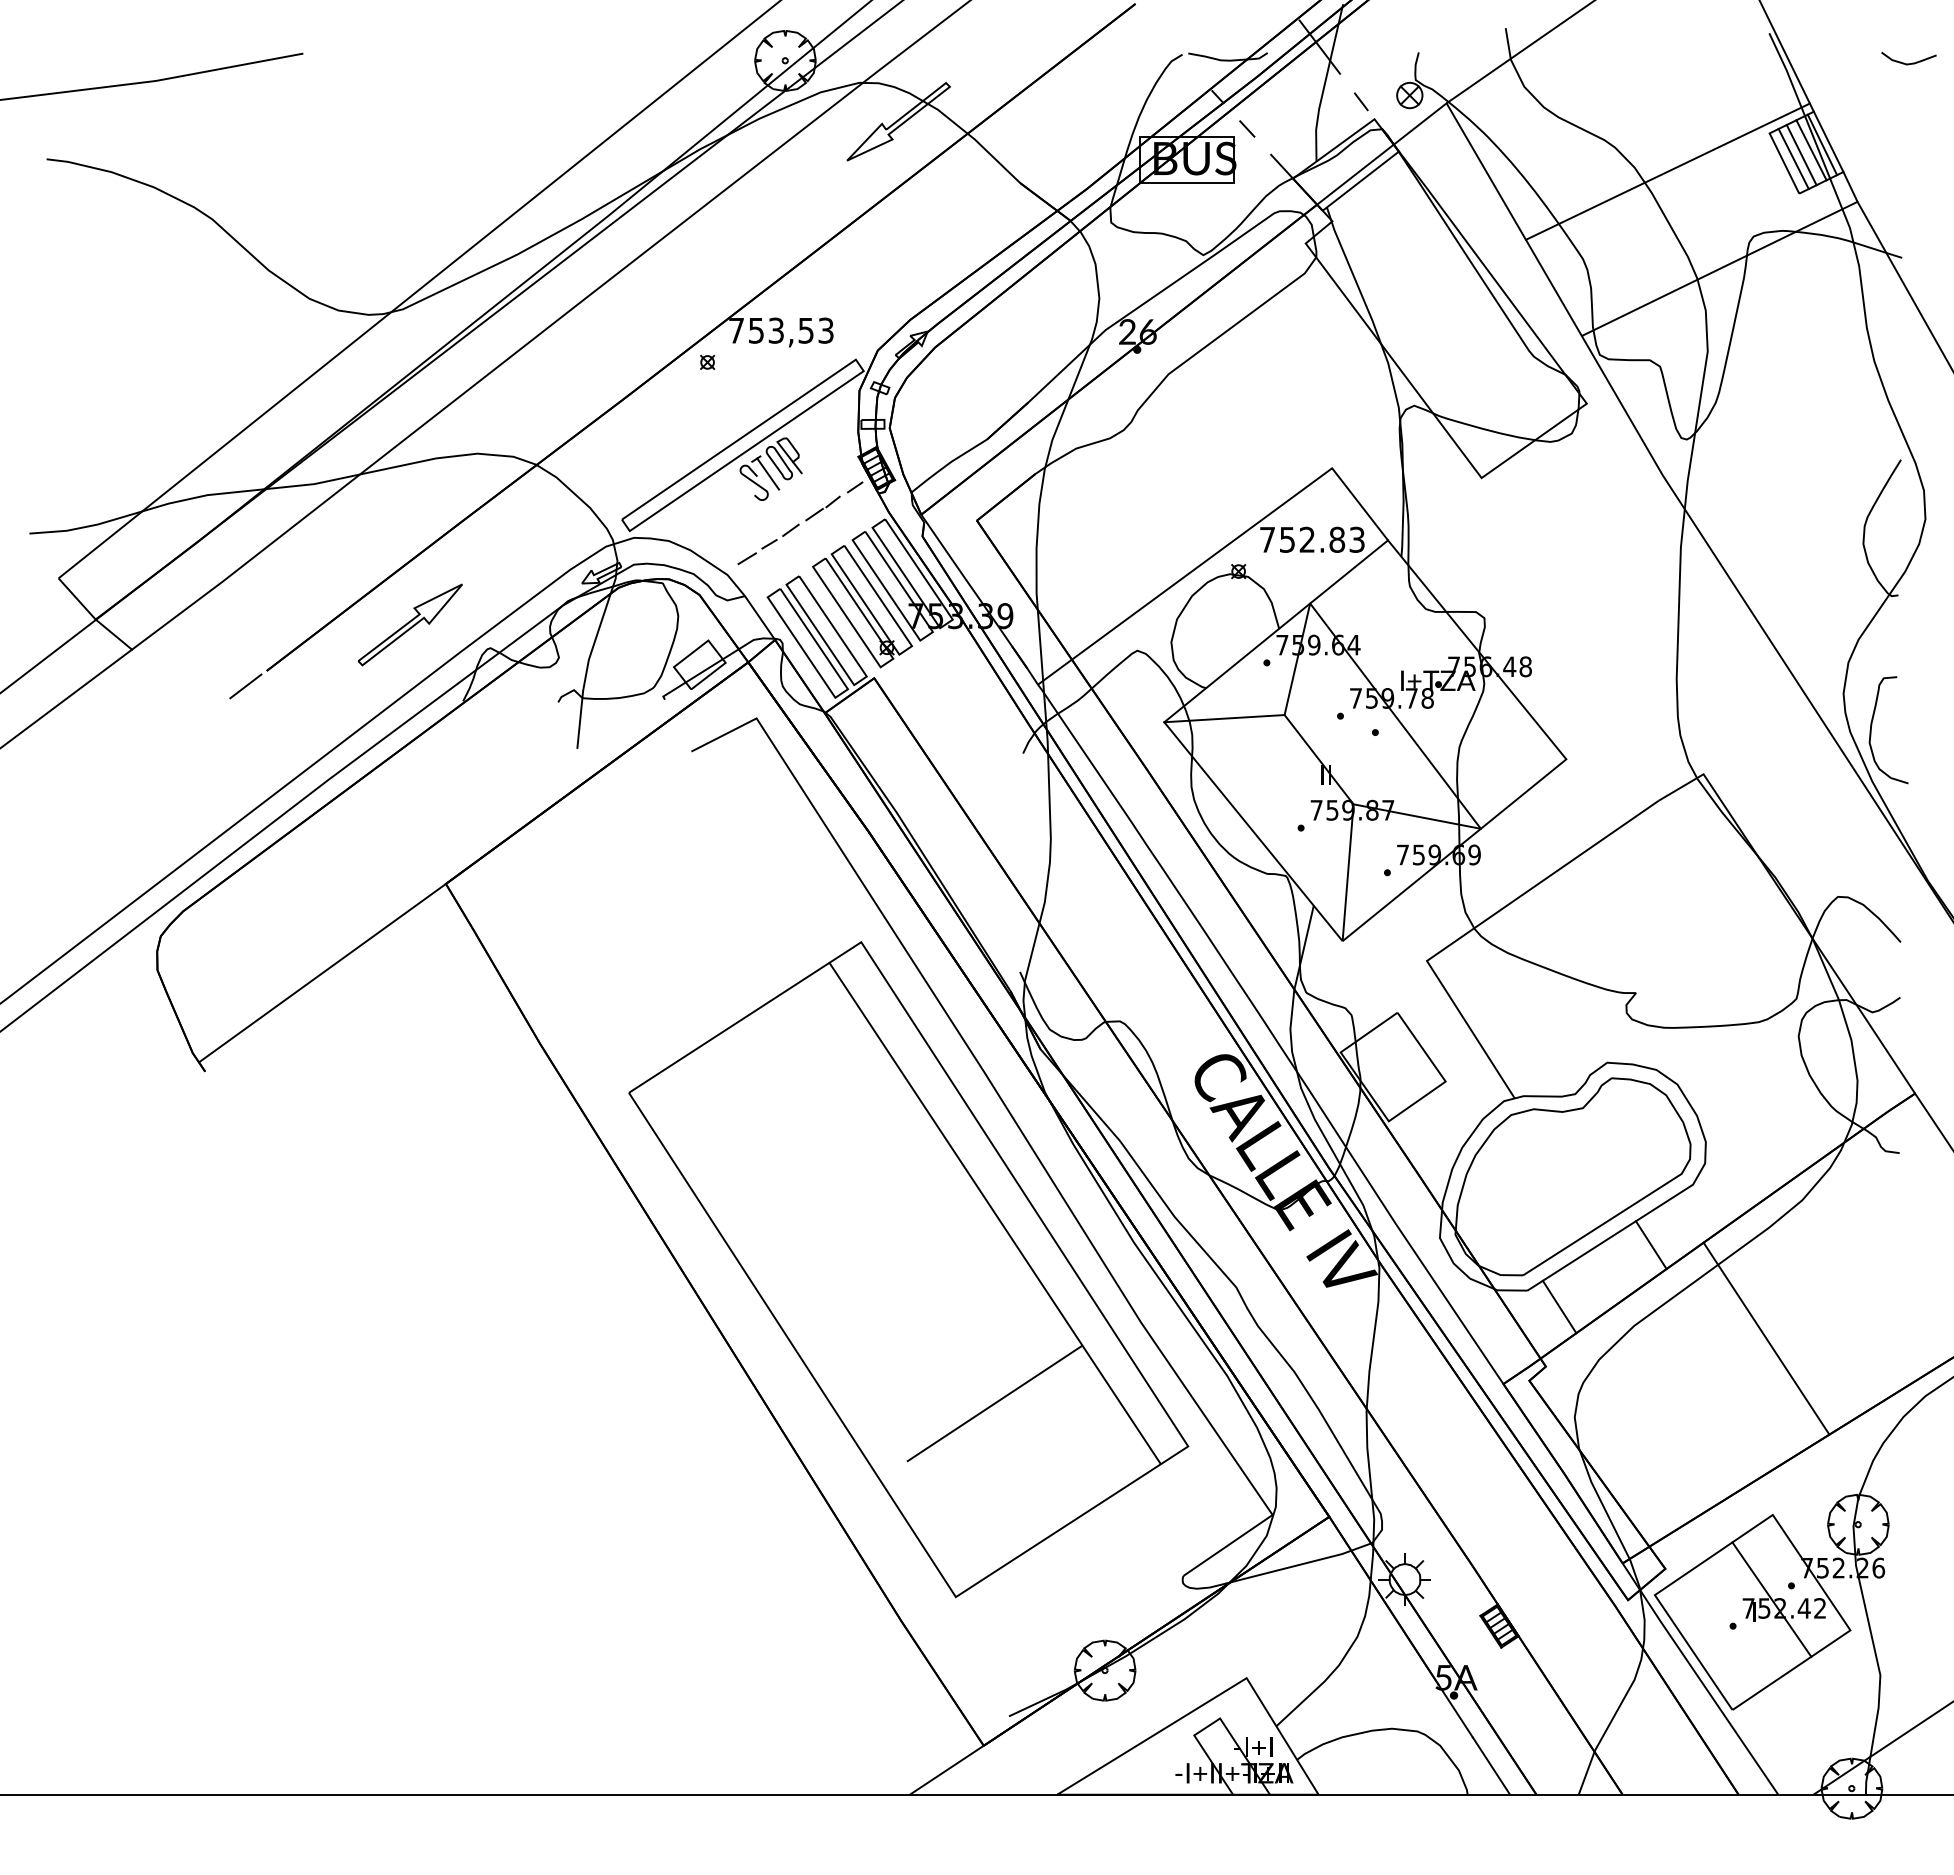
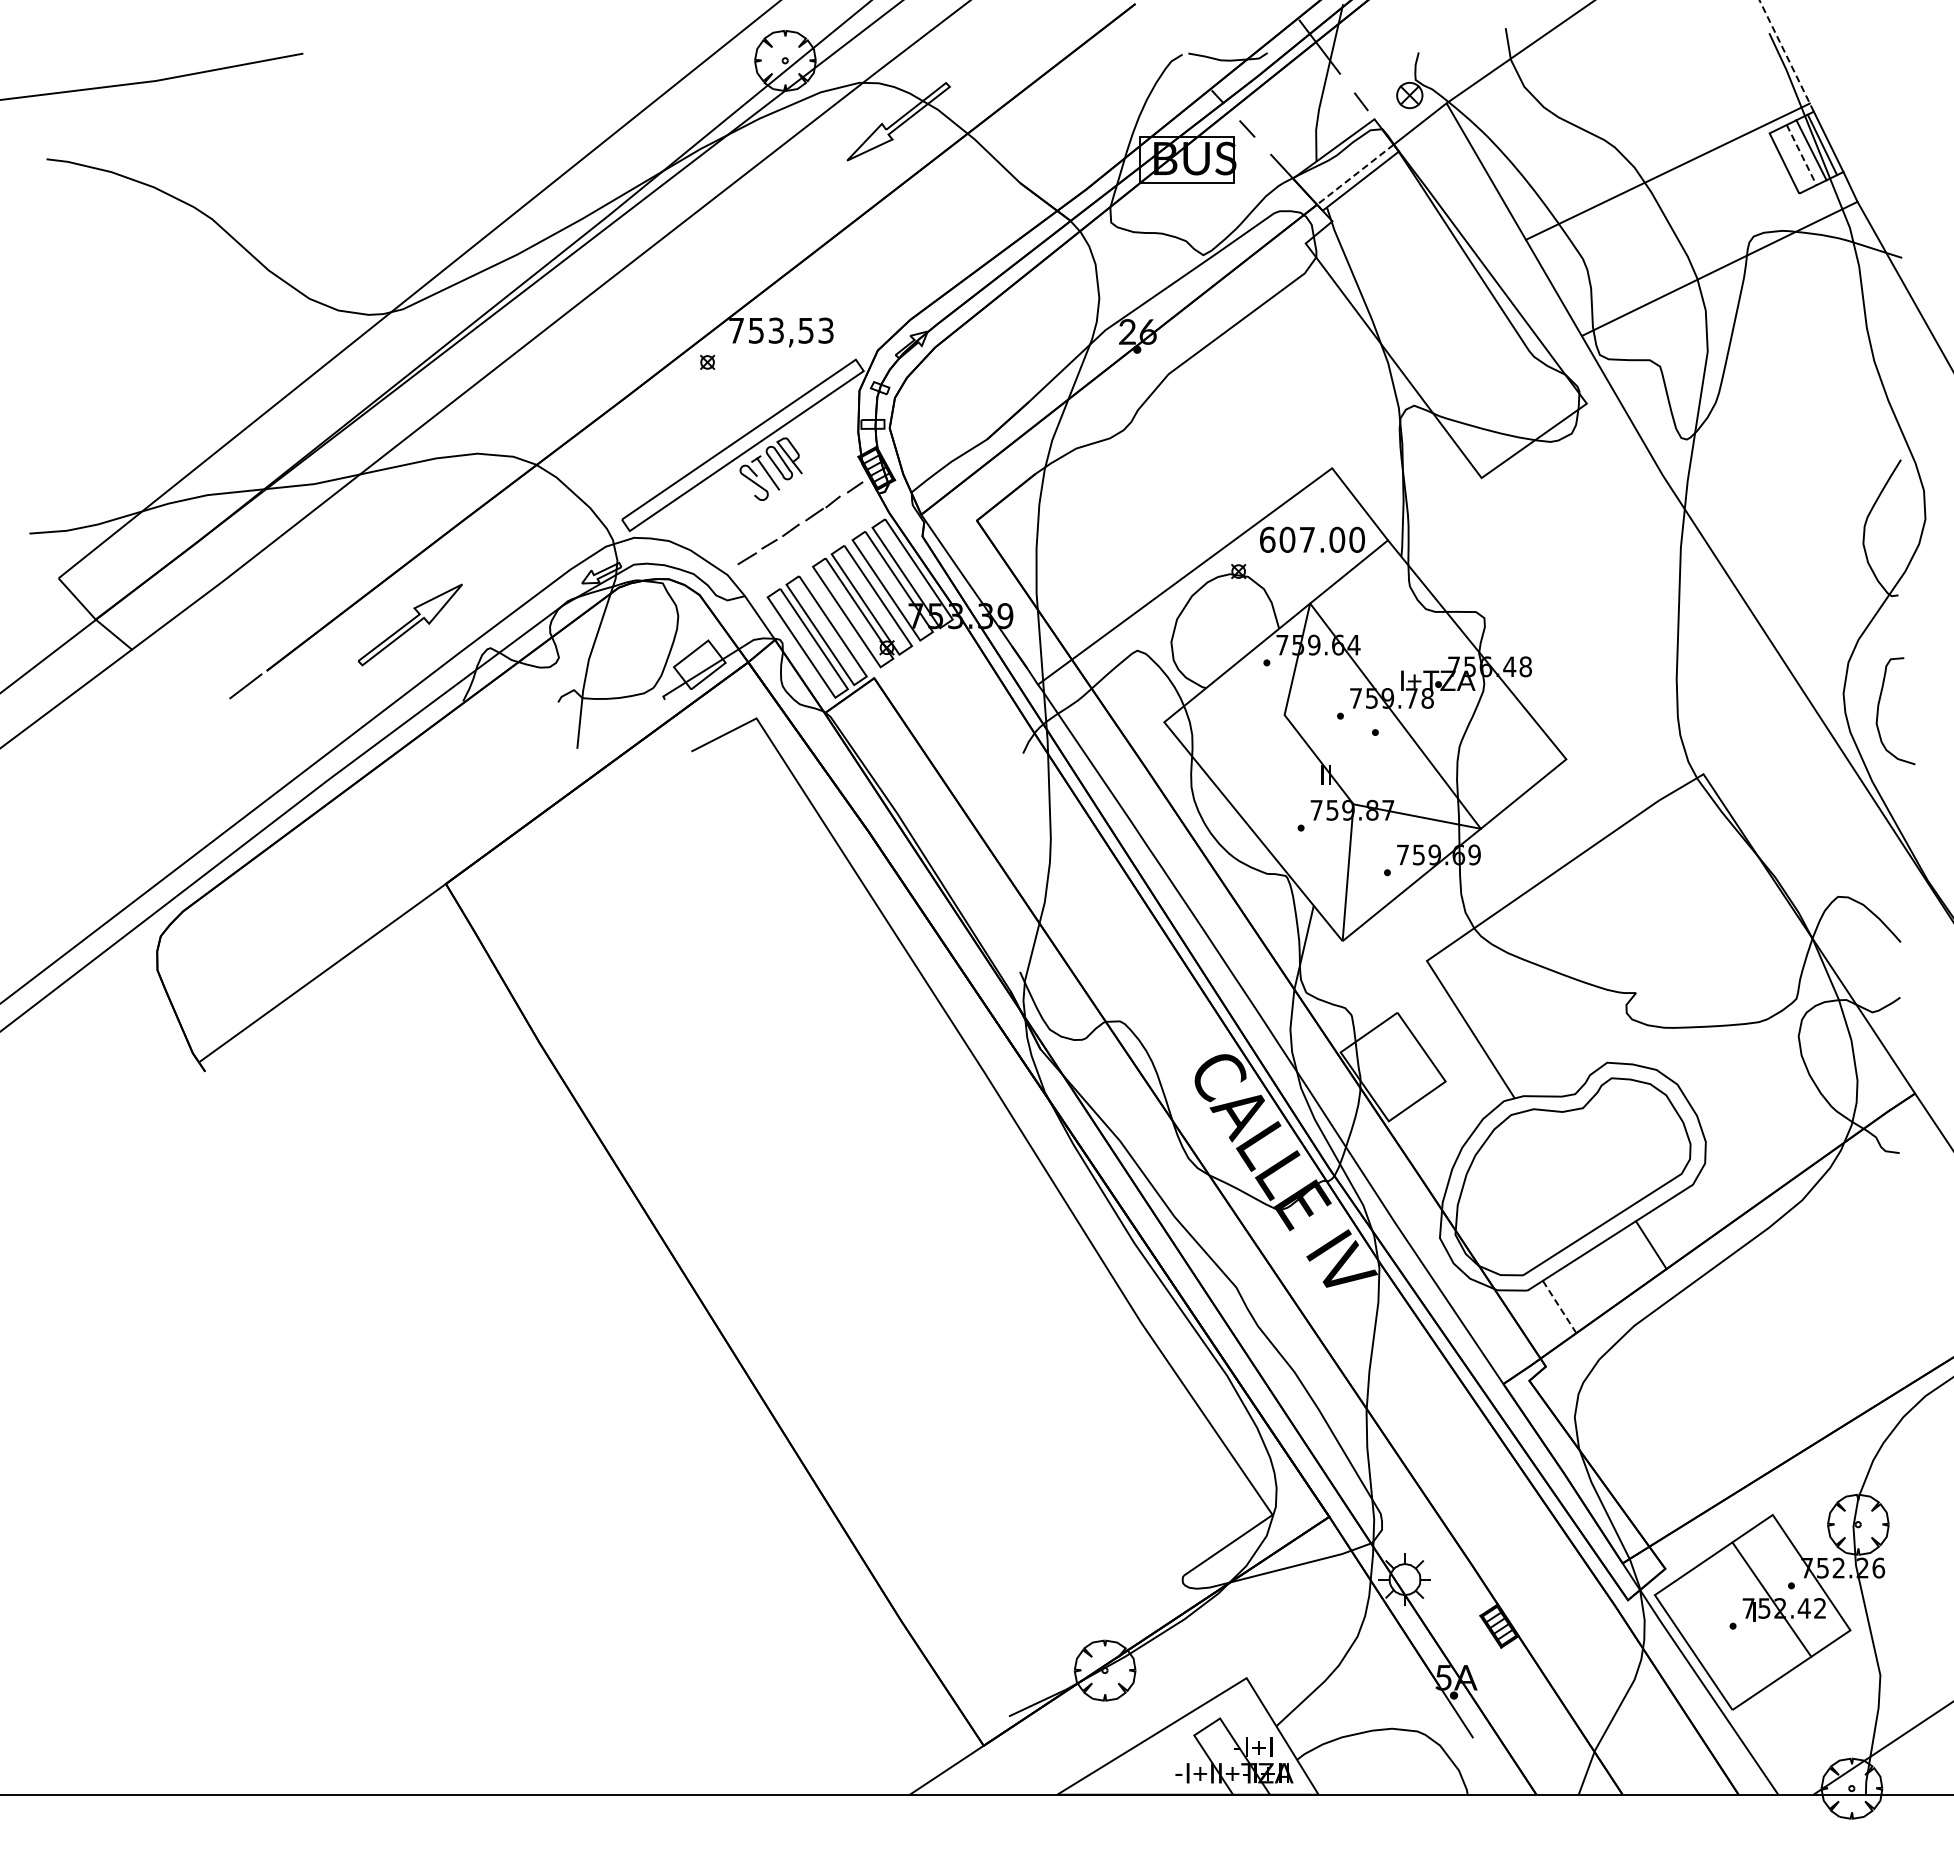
line: solid -> dashed (1786, 56)
curve: present -> none (1908, 63)
line: solid -> dashed (1801, 155)
line: present -> none (1793, 158)
line: solid -> dashed (1355, 174)
text: 752.83 -> 607.00 (1312, 539)
line: present -> none (1224, 718)
curve position: (1872, 725) -> (1879, 706) (1879, 706)
part: present -> none (908, 1269)
line: solid -> dashed (1559, 1306)
line: present -> none (1766, 1338)
line: present -> none (1491, 1765)
